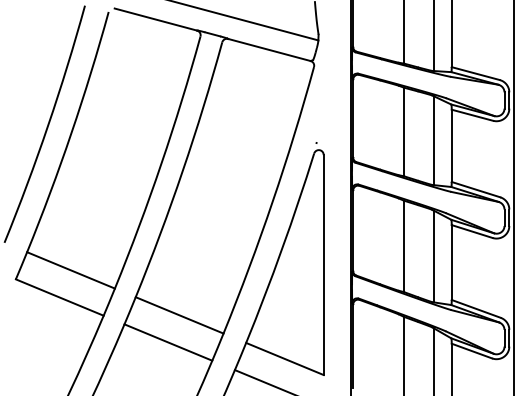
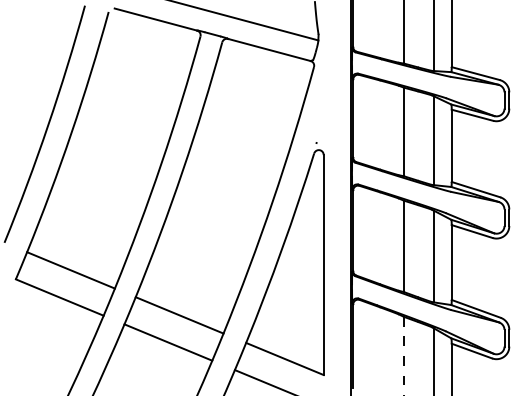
line: present -> none (514, 197)
line: solid -> dashed (404, 356)
